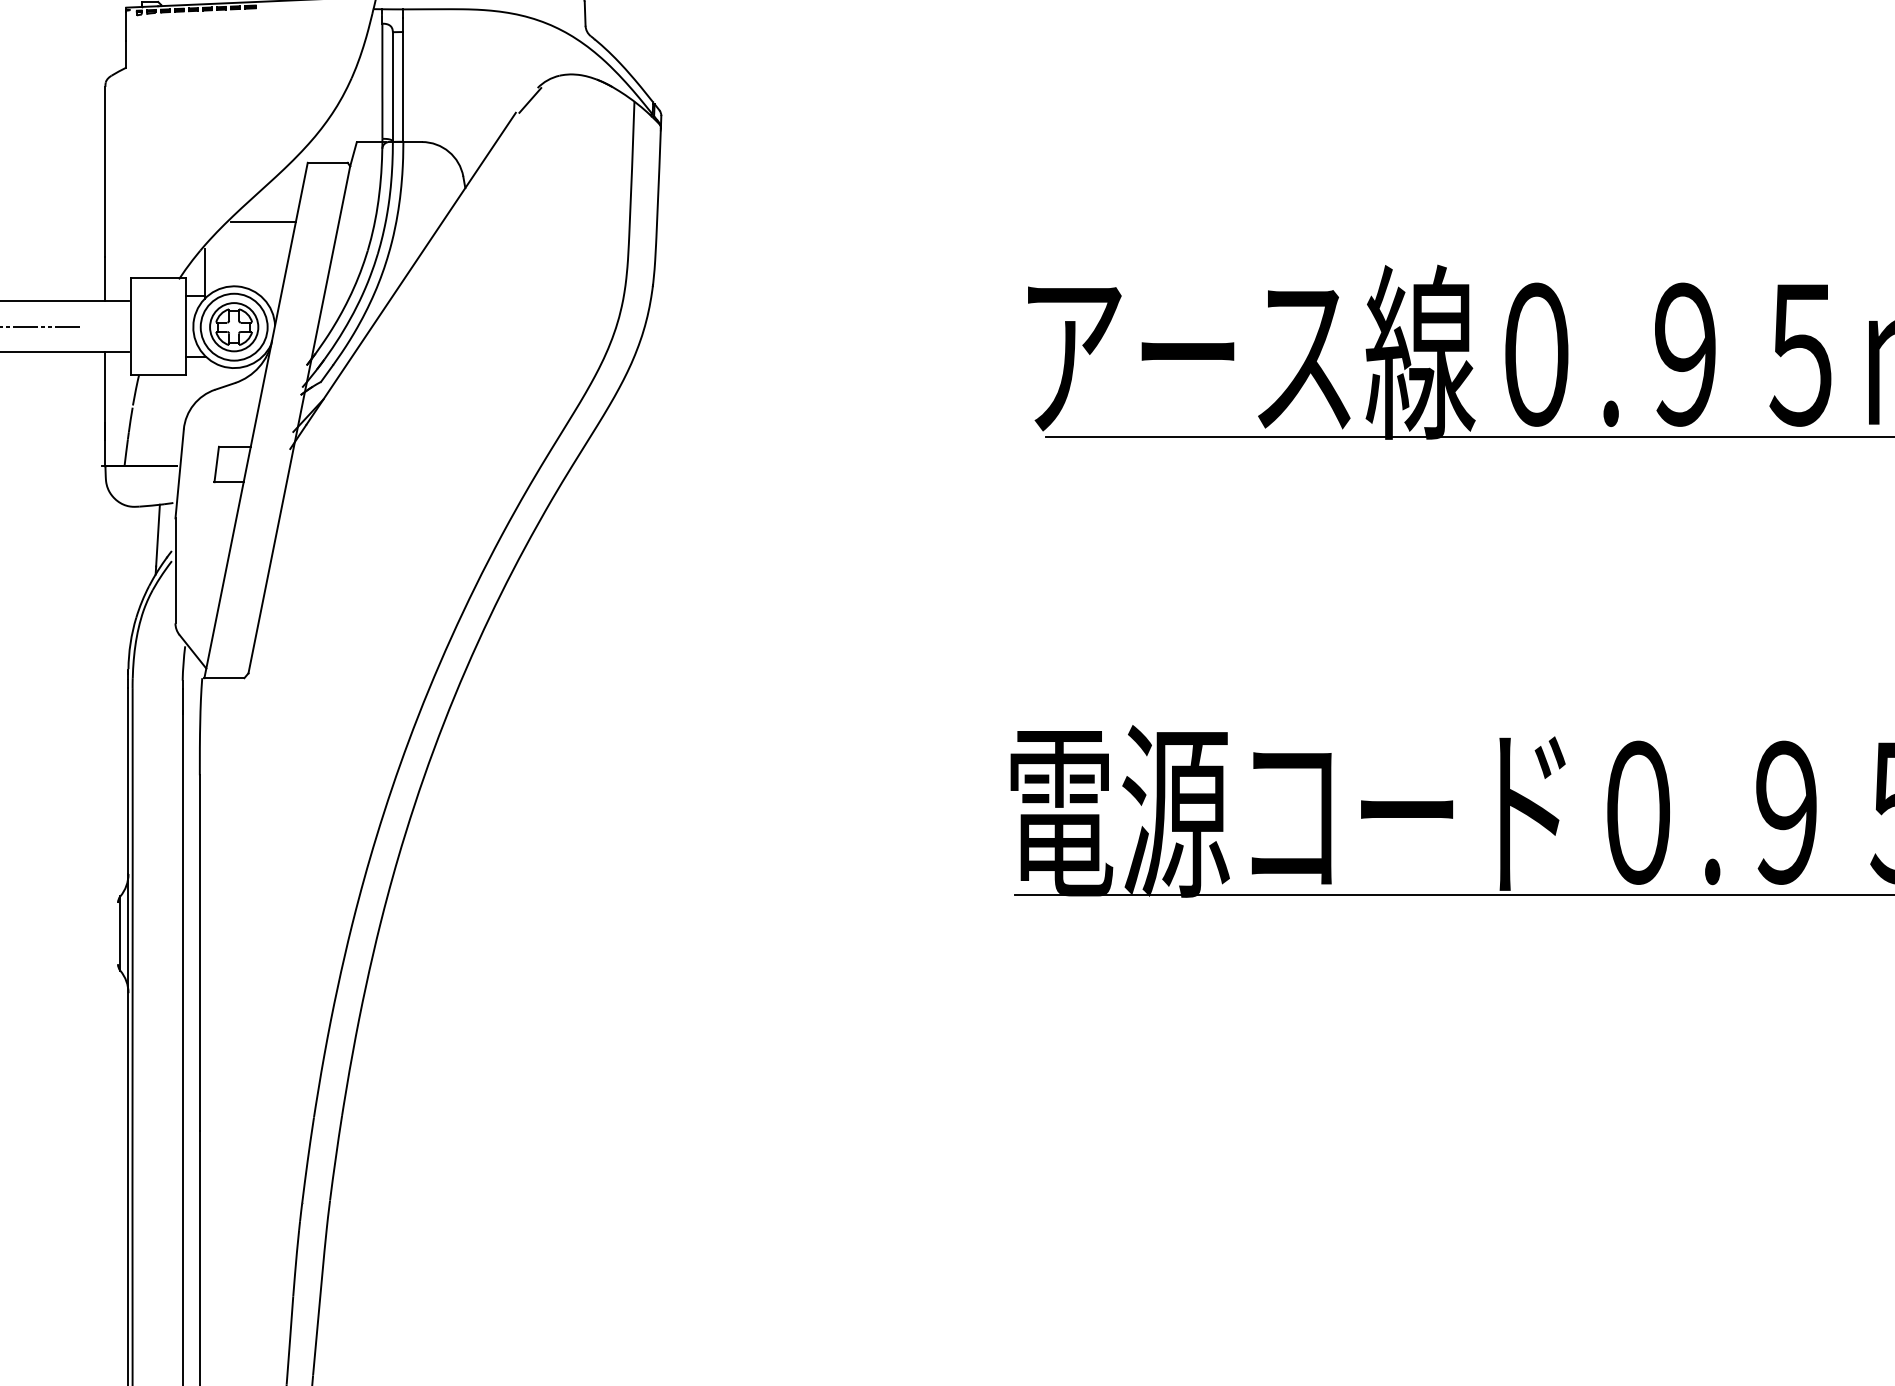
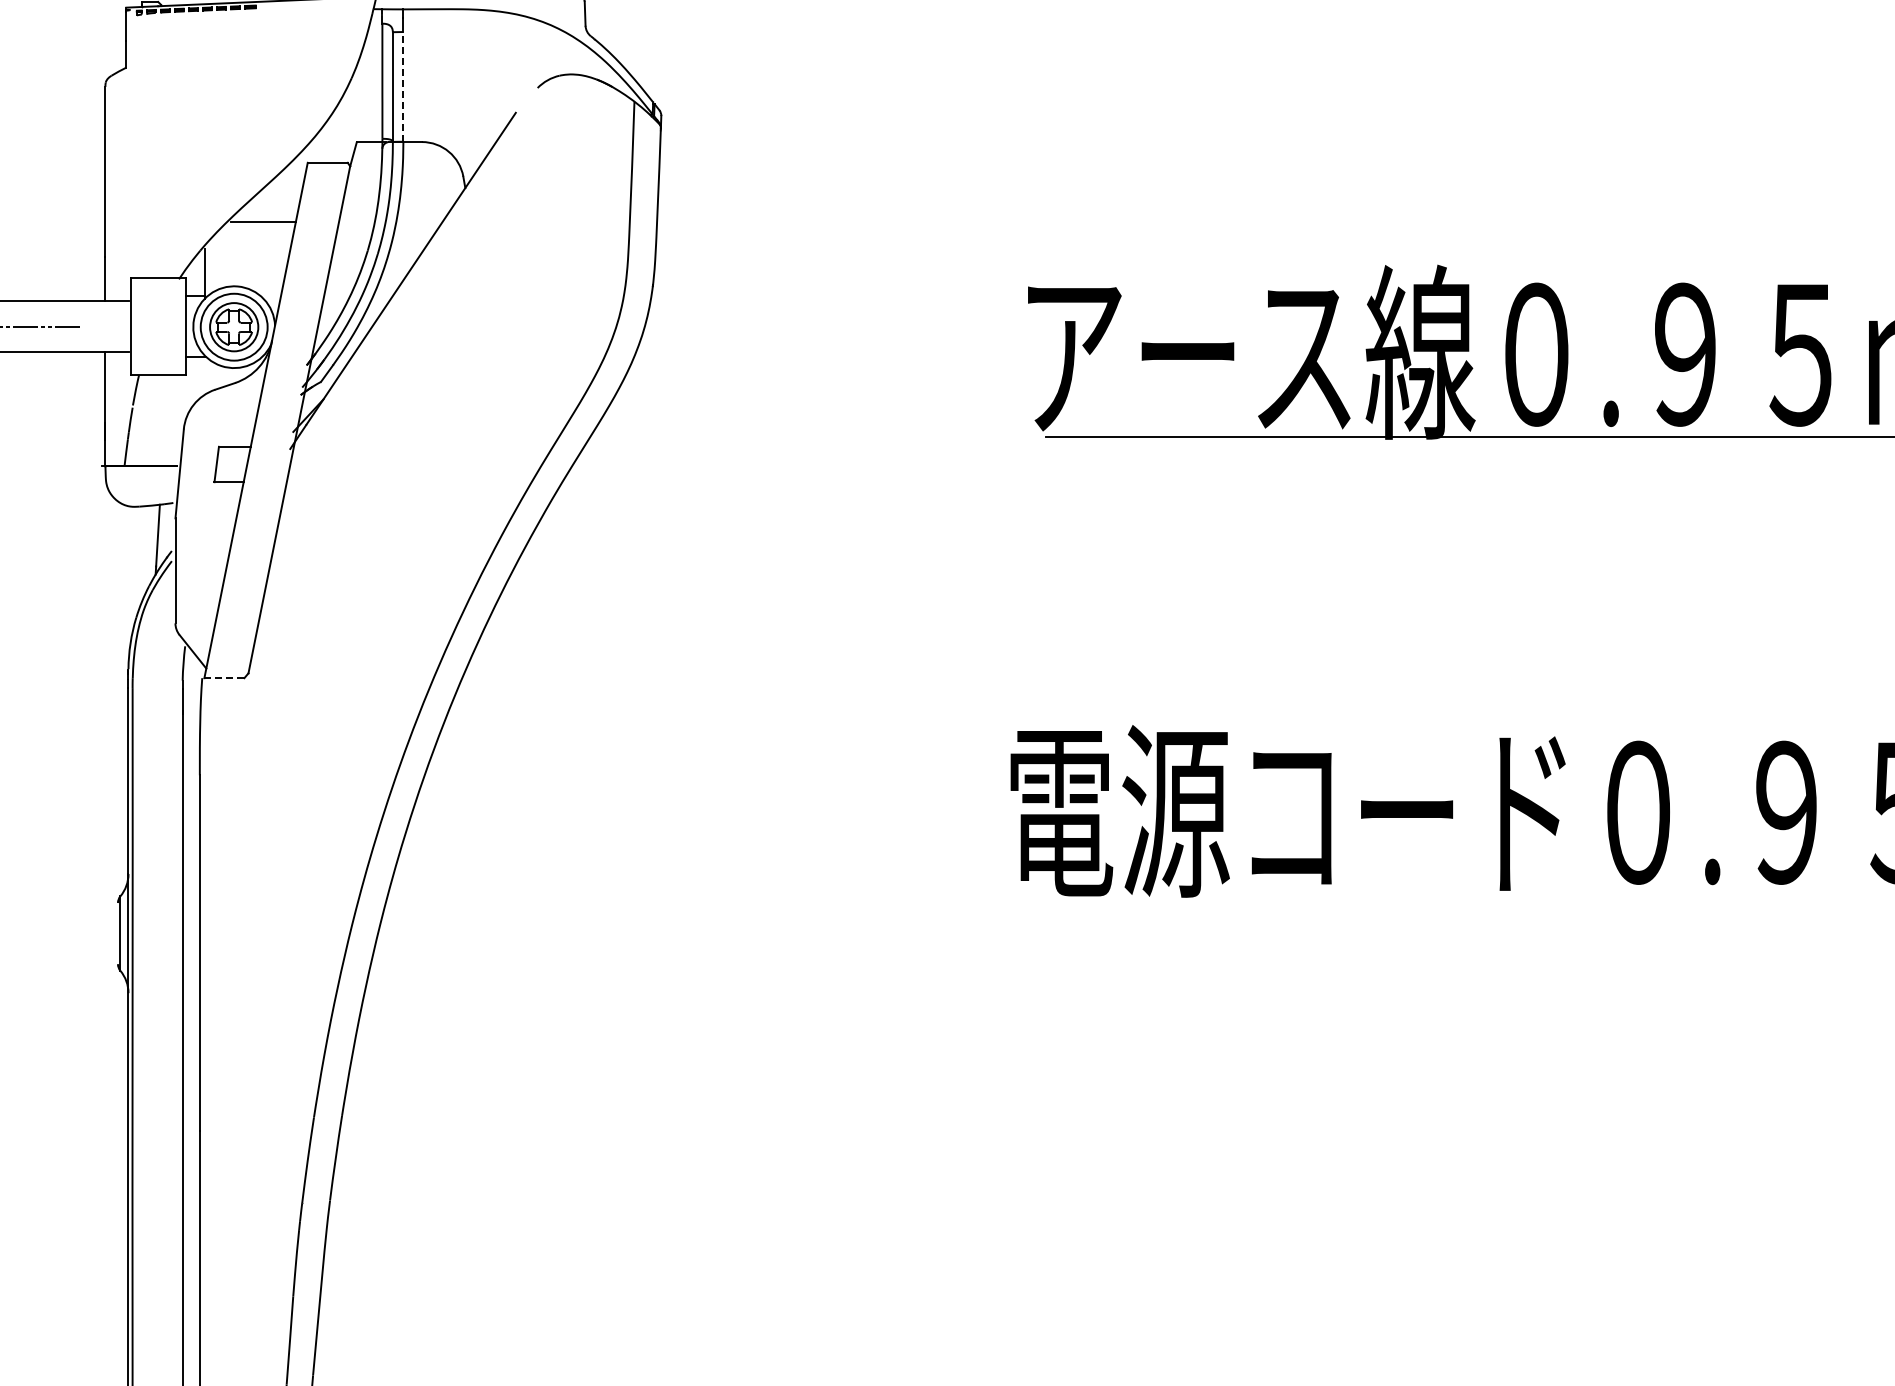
line: solid -> dashed (403, 86)
line: present -> none (530, 100)
line: solid -> dashed (223, 678)
line: present -> none (1452, 894)
